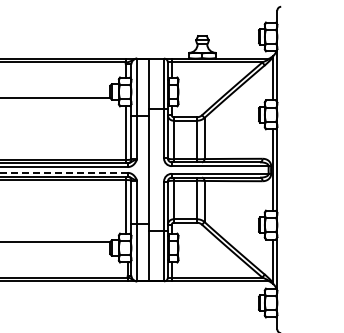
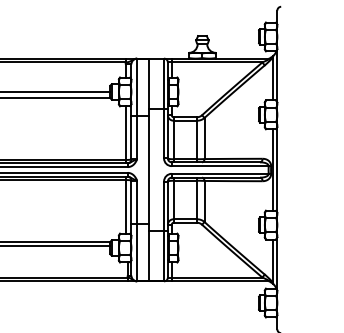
line: none -> present (56, 92)
line: dashed -> solid (64, 172)
line: none -> present (56, 246)
